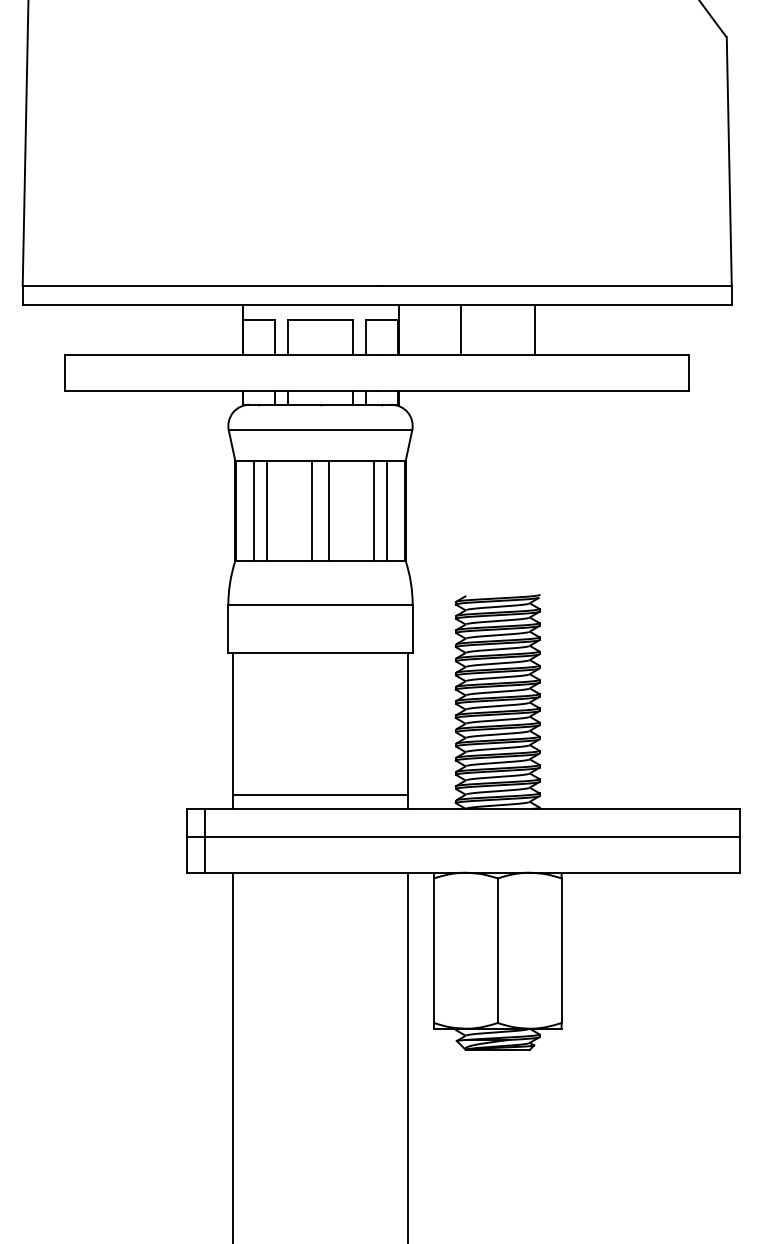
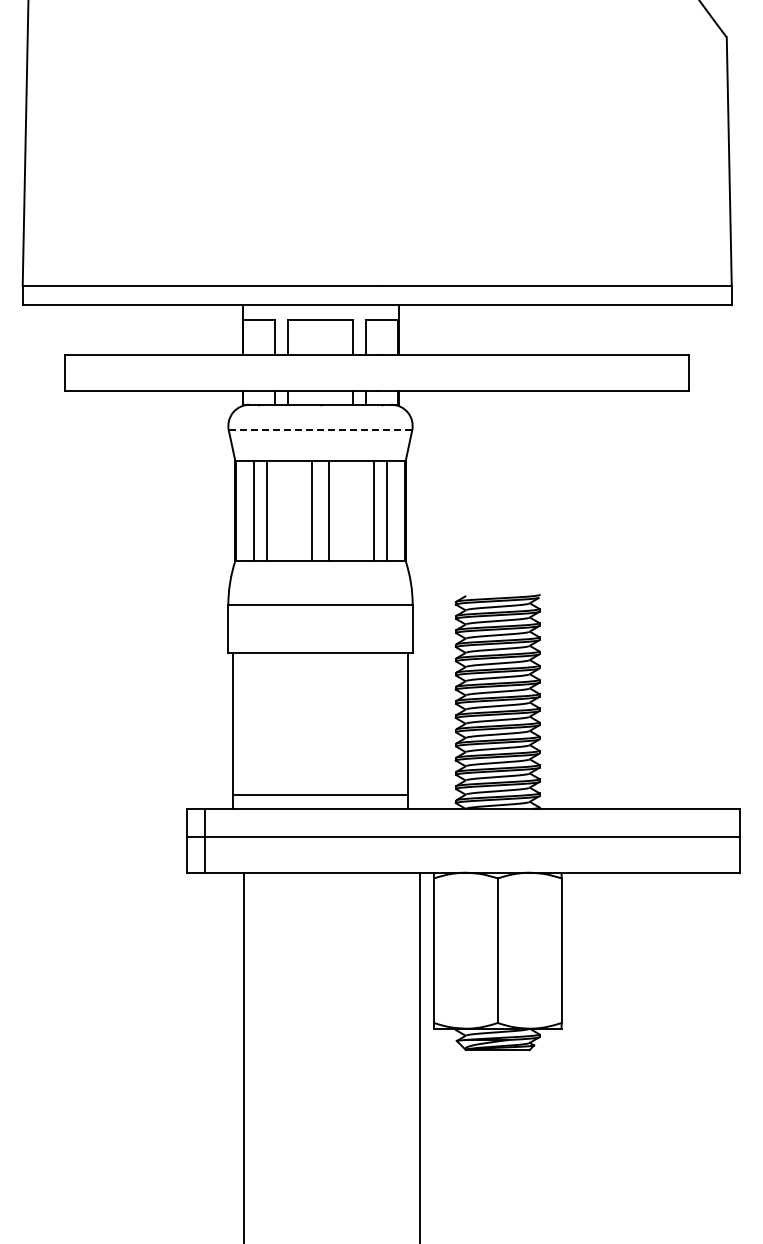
line: present -> none (460, 330)
line: present -> none (534, 330)
line: solid -> dashed (320, 430)
line position: (233, 1056) -> (244, 1056) (244, 1056)
line position: (407, 1056) -> (419, 1056) (419, 1056)
